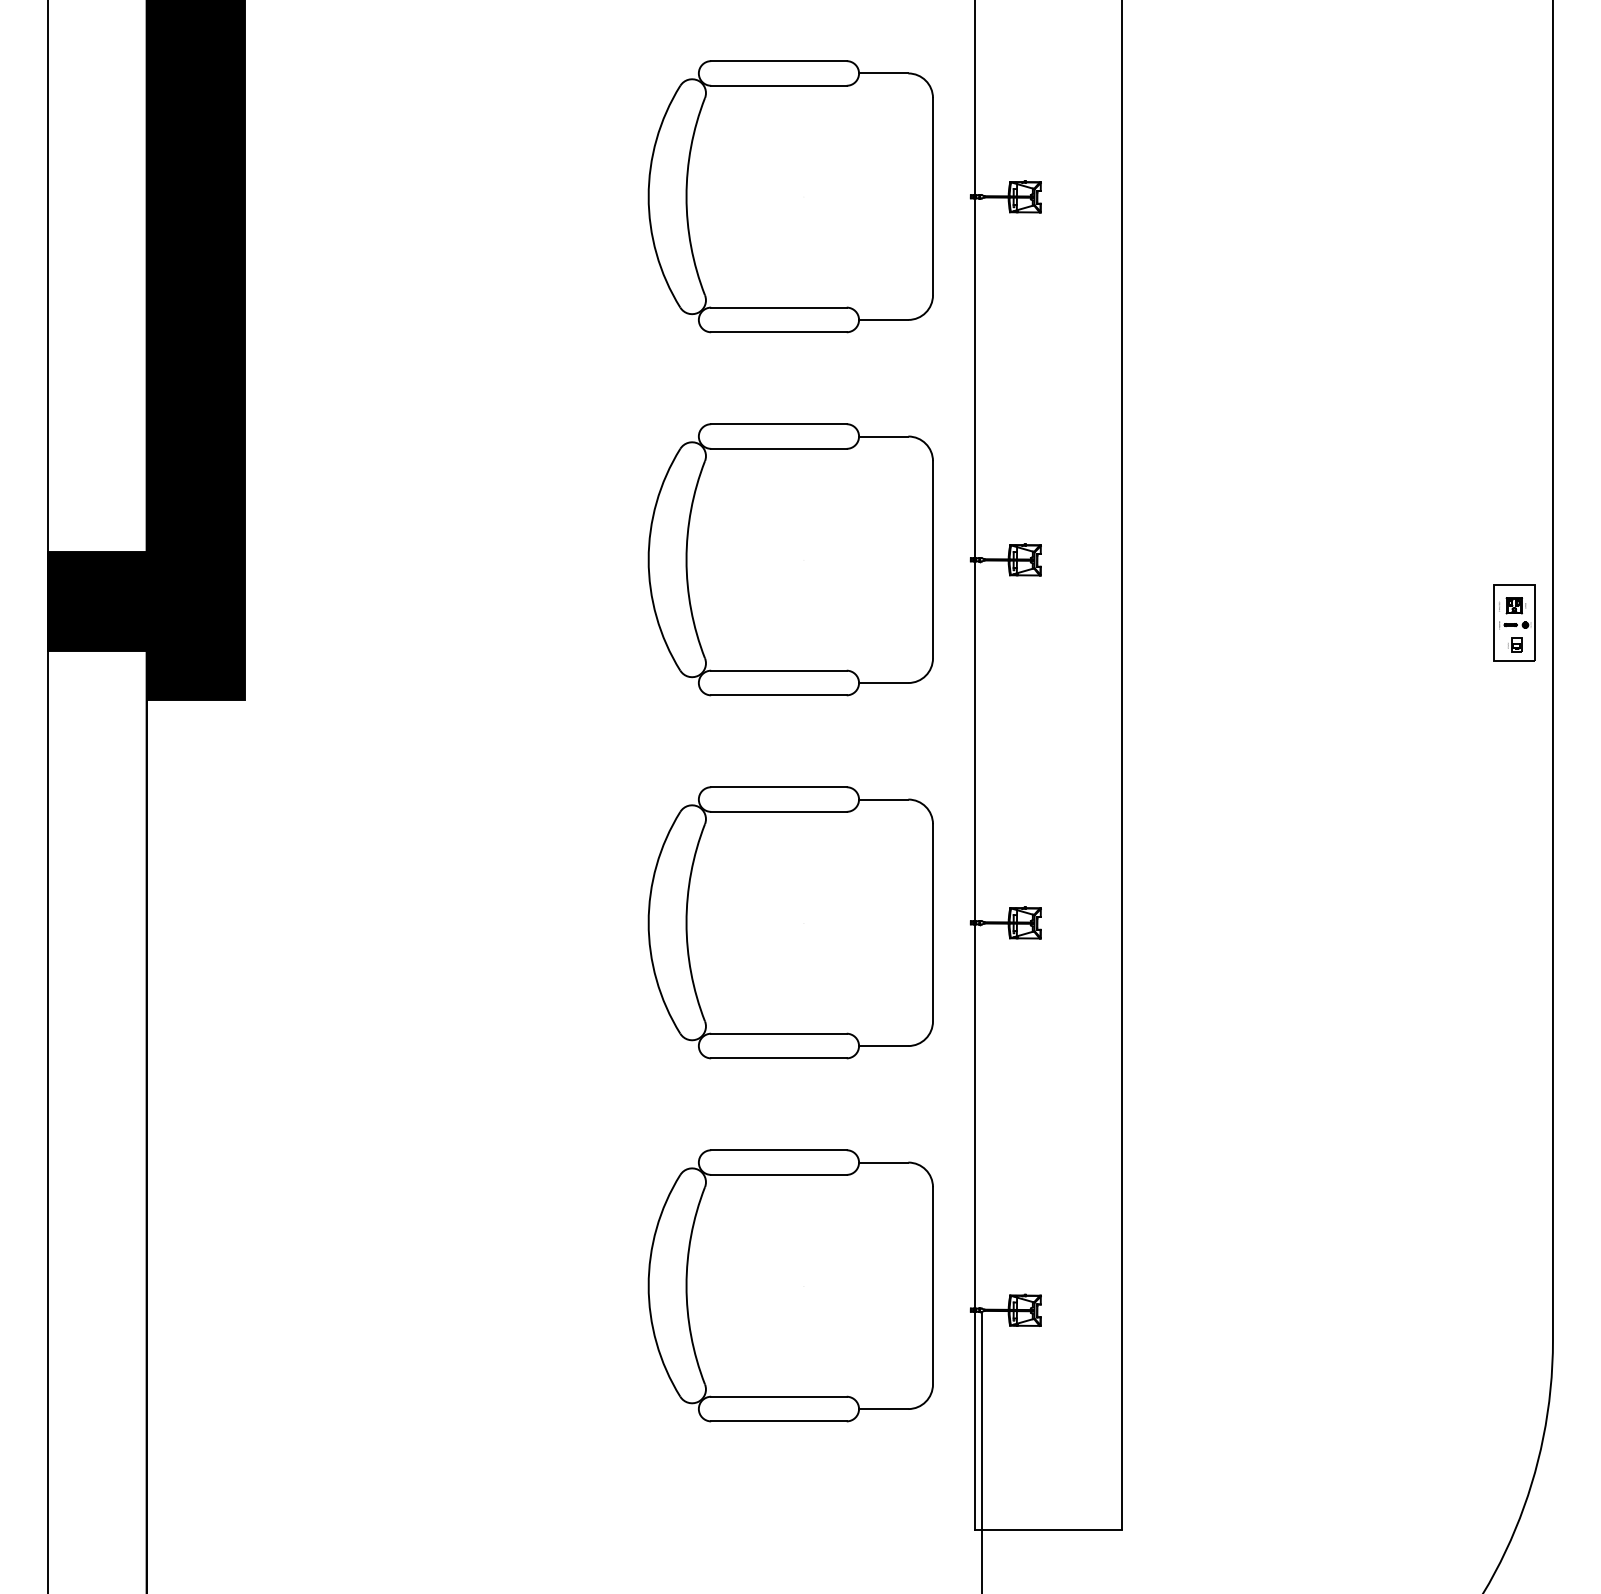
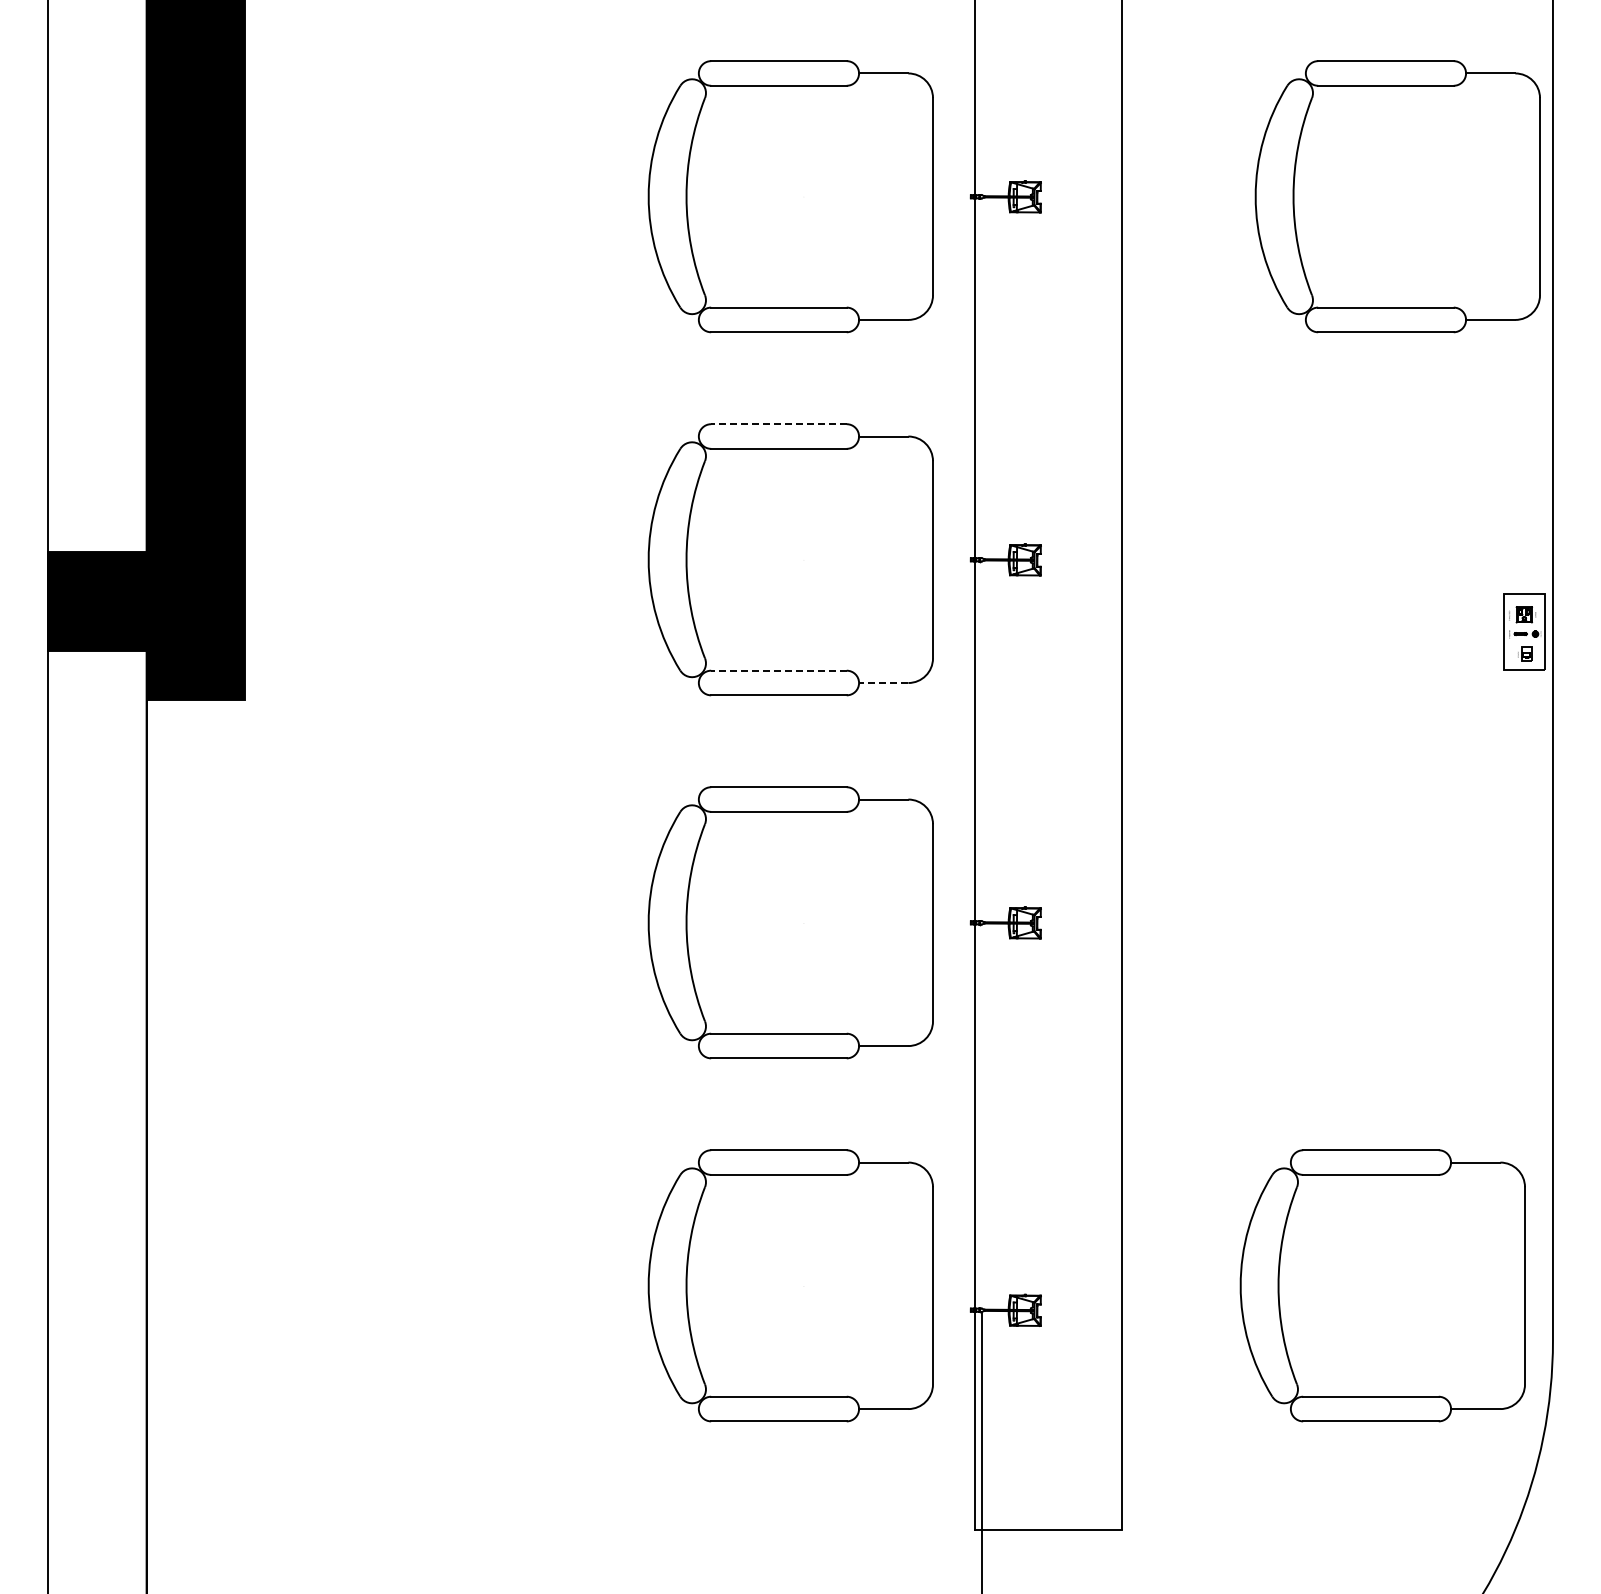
part: none -> present (1397, 196)
line: solid -> dashed (778, 424)
part position: (1514, 622) -> (1524, 631) (1524, 631)
line: solid -> dashed (778, 670)
line: solid -> dashed (883, 683)
part: none -> present (1382, 1285)
